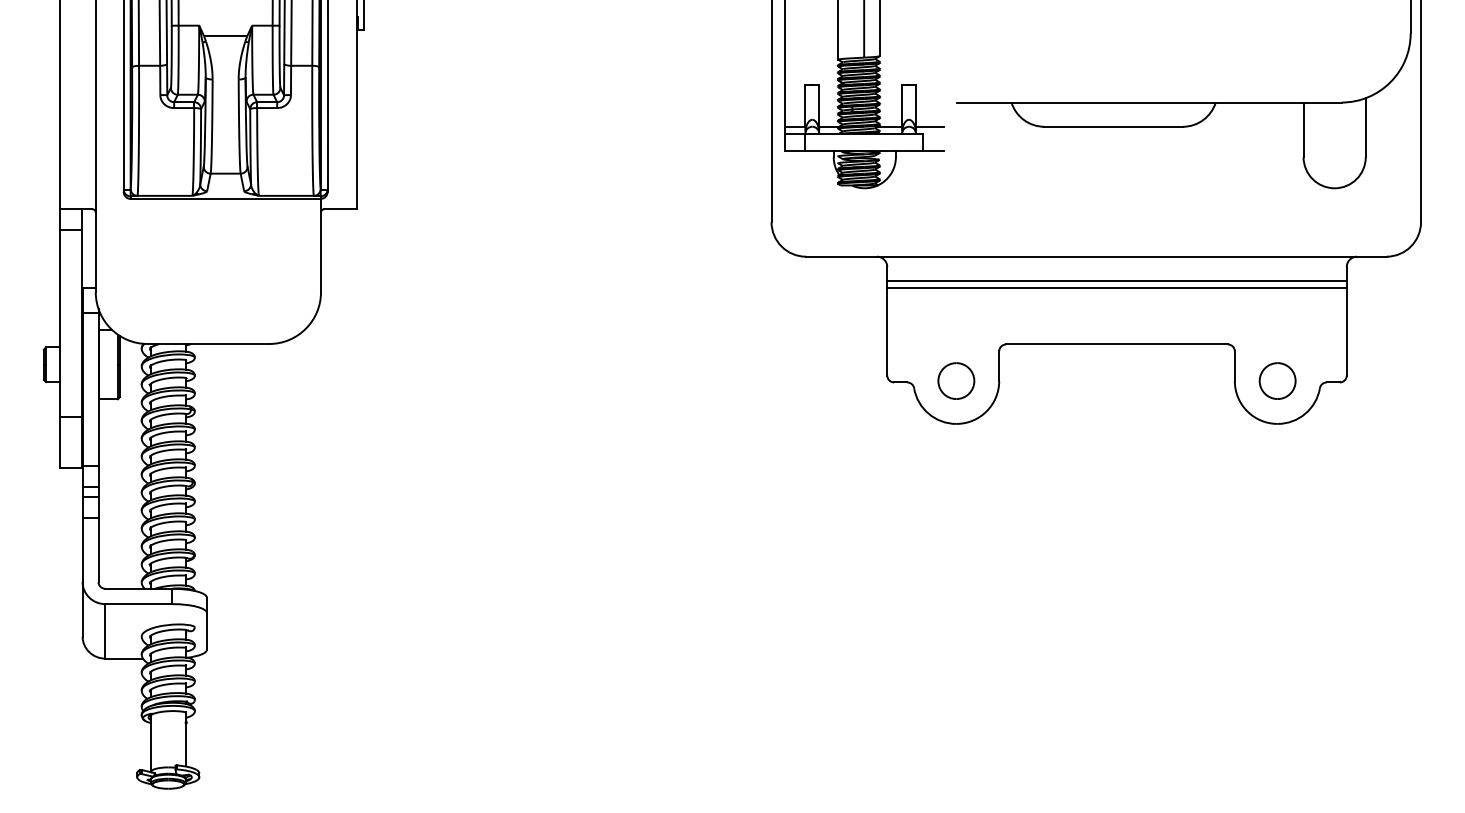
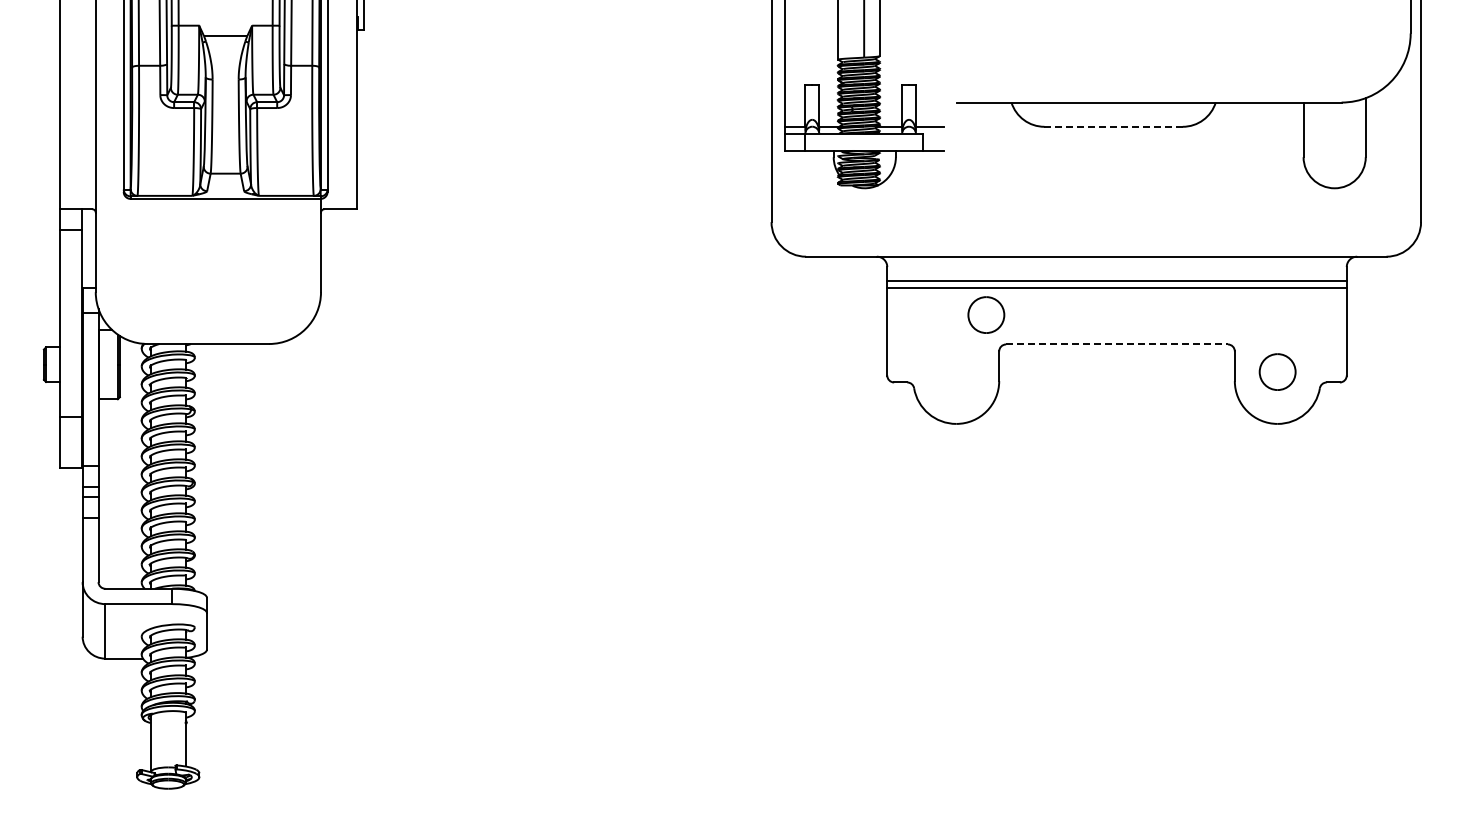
line: solid -> dashed (1114, 126)
line: solid -> dashed (1117, 344)
part position: (956, 380) -> (986, 314) (986, 314)
part position: (1277, 380) -> (1277, 371) (1277, 371)
